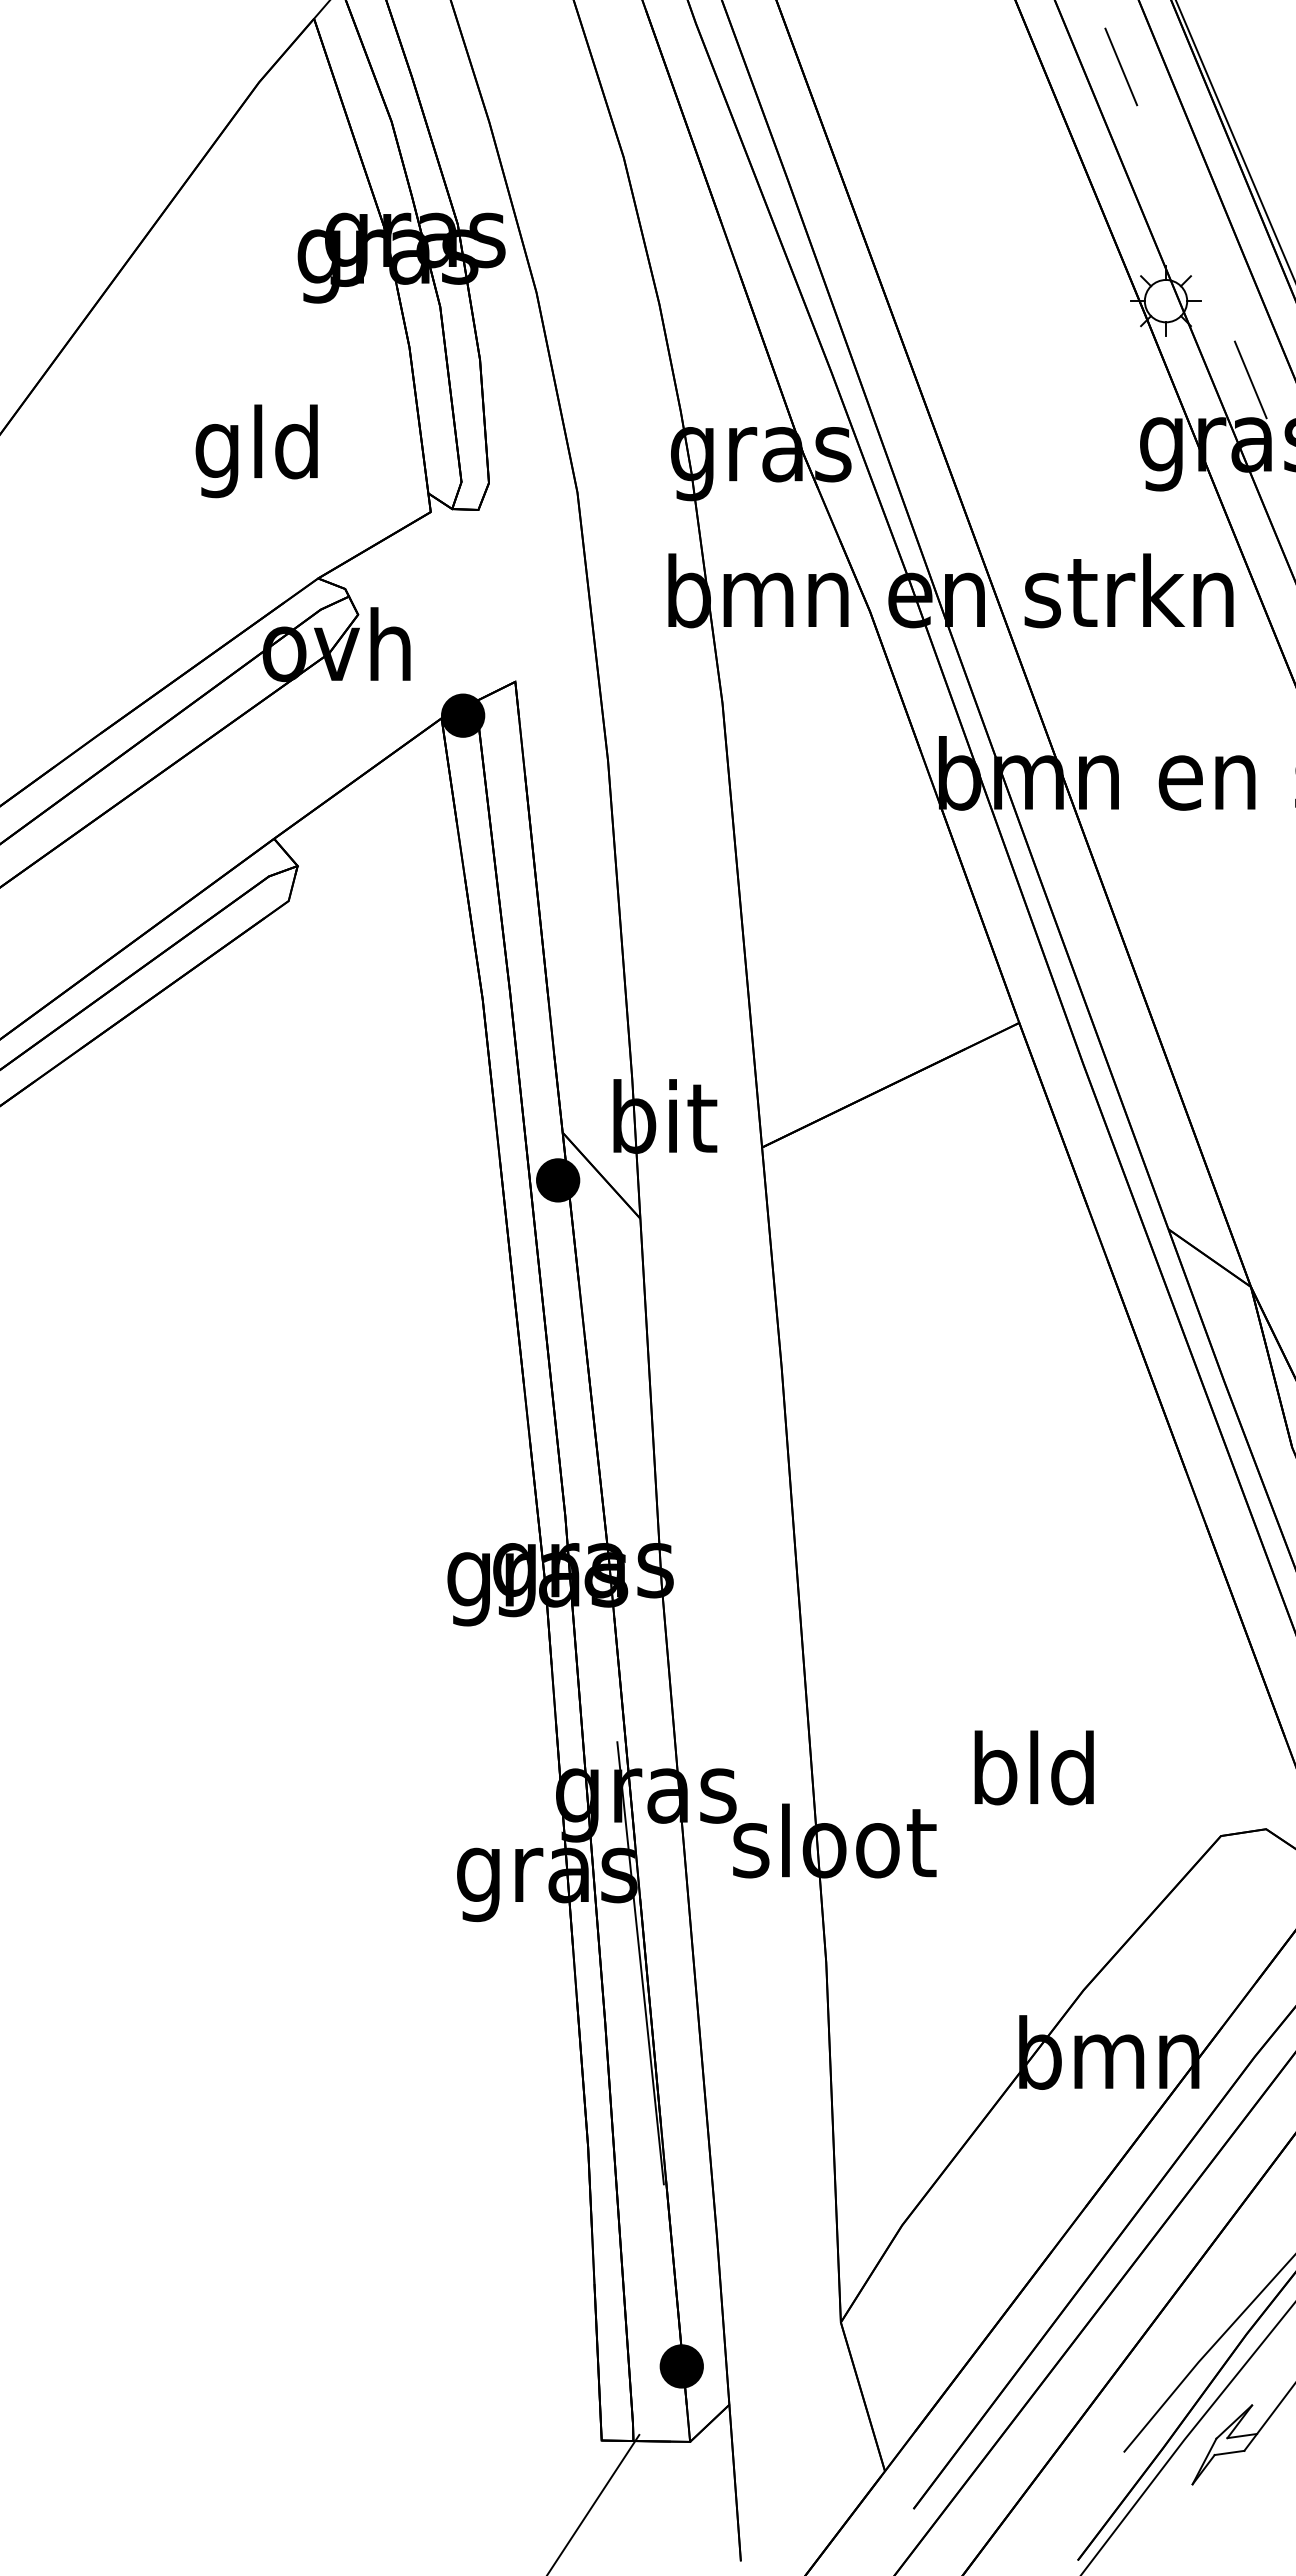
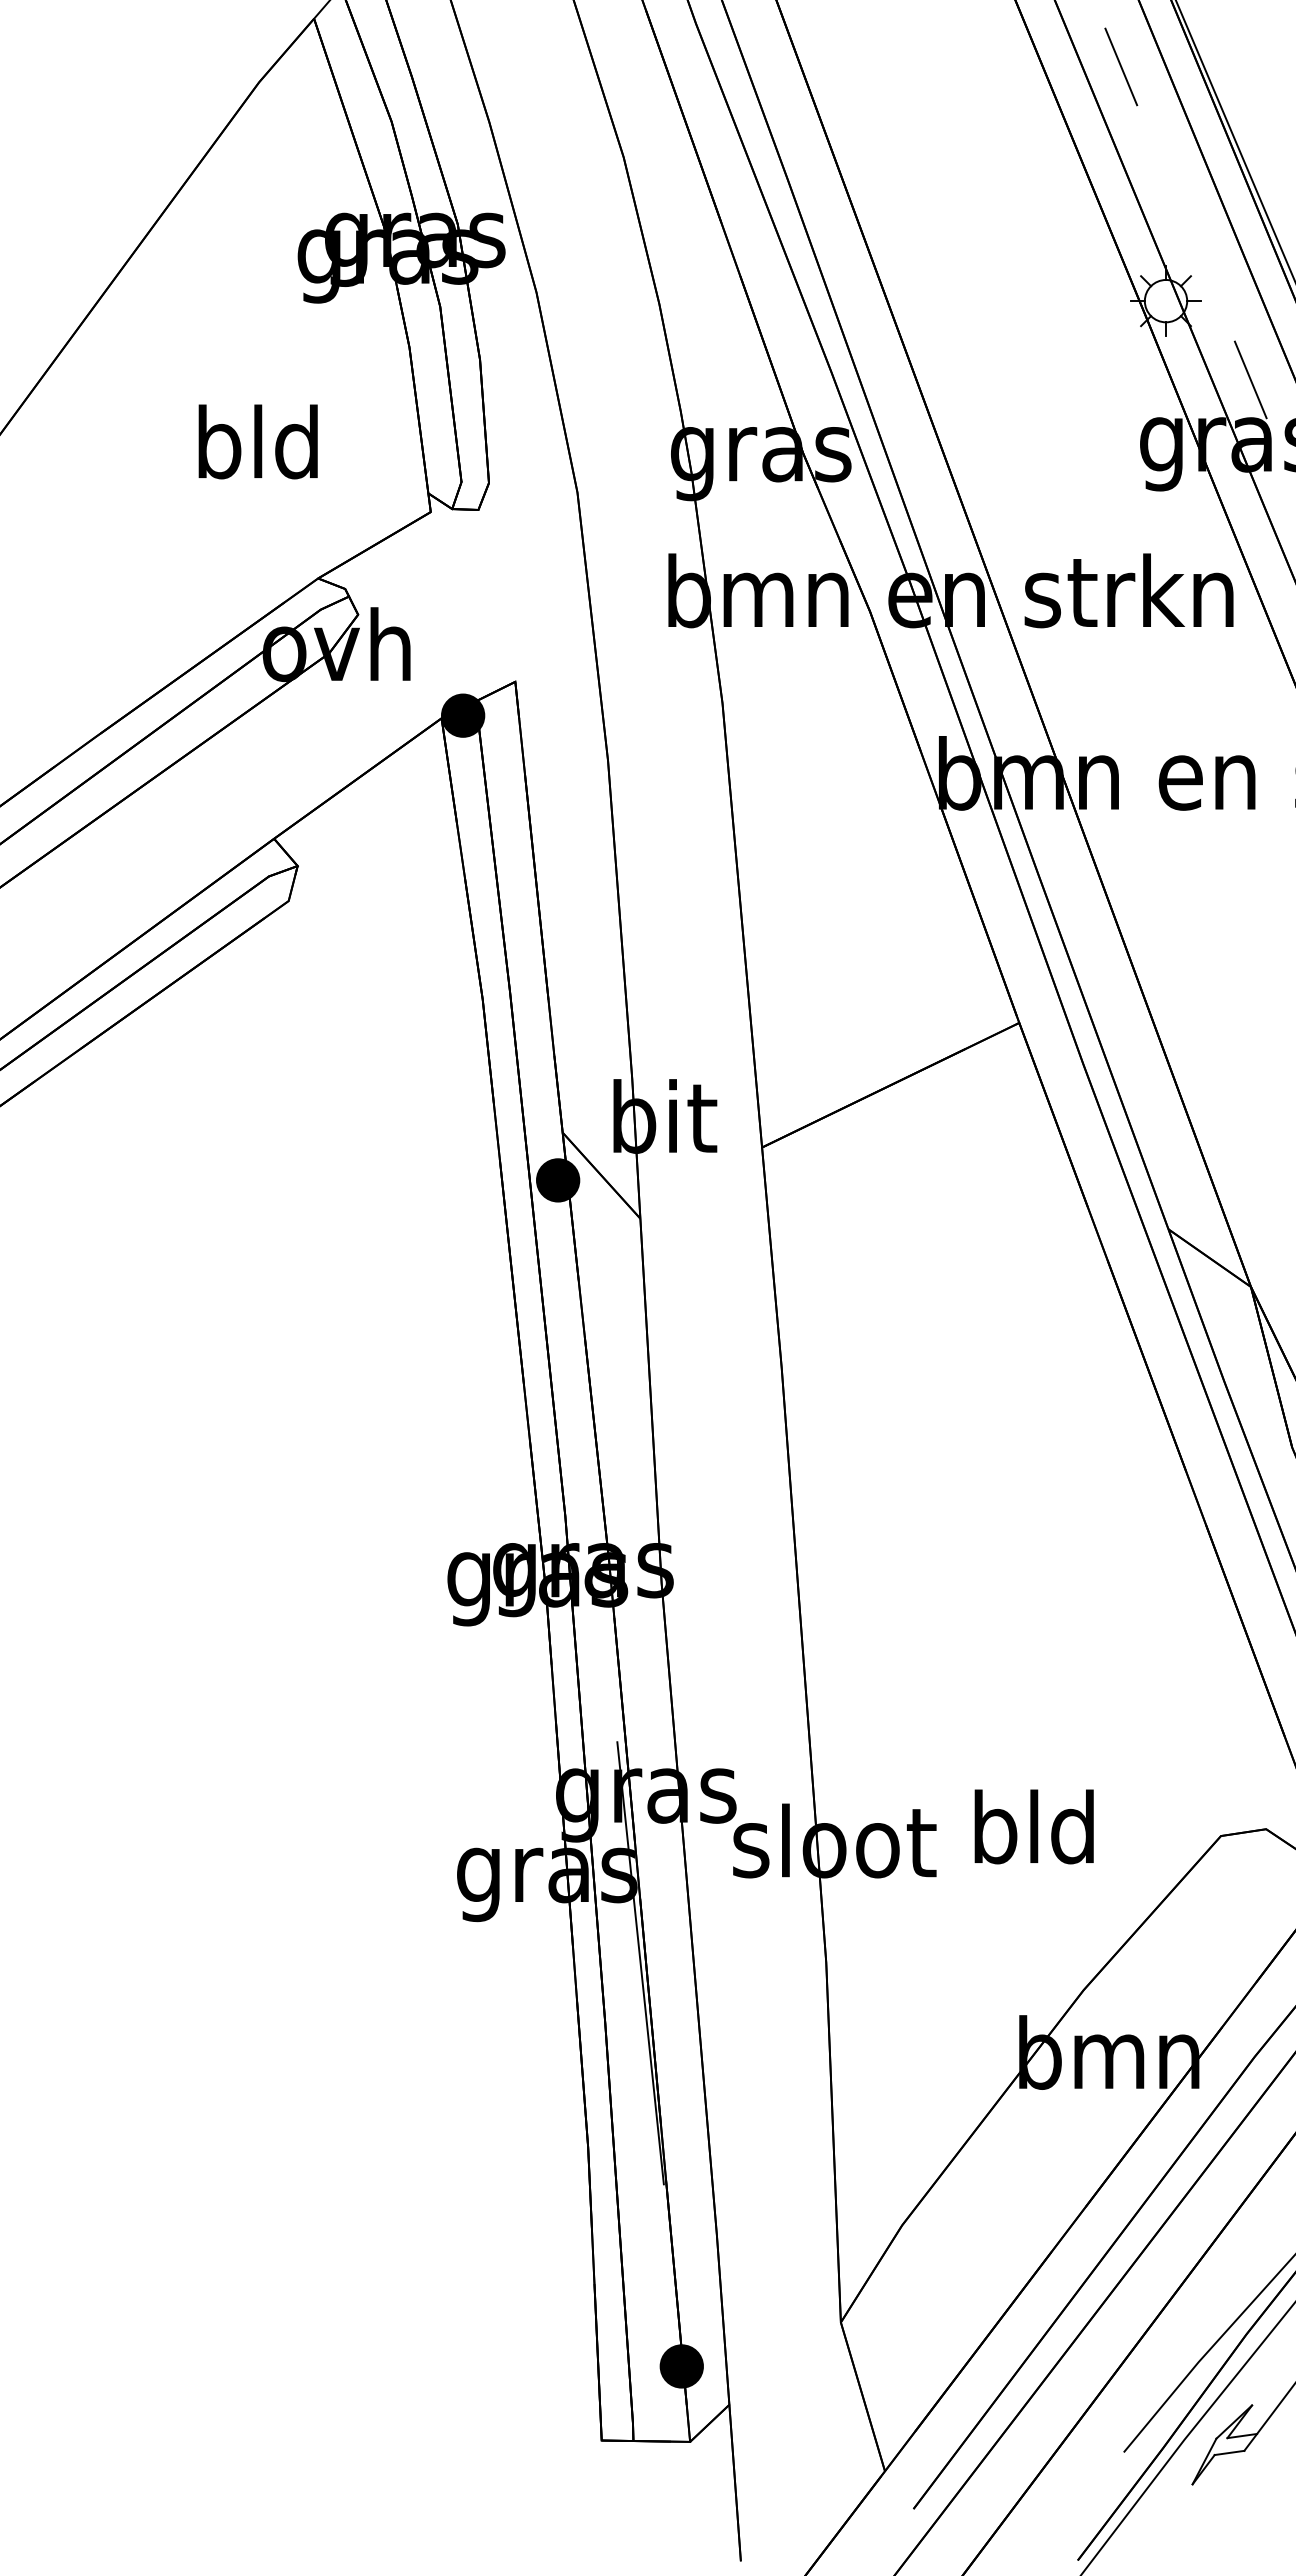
text: gld -> bld (218, 451)
text position: (1033, 1767) -> (1033, 1826) (1033, 1826)
line: present -> none (594, 2503)
